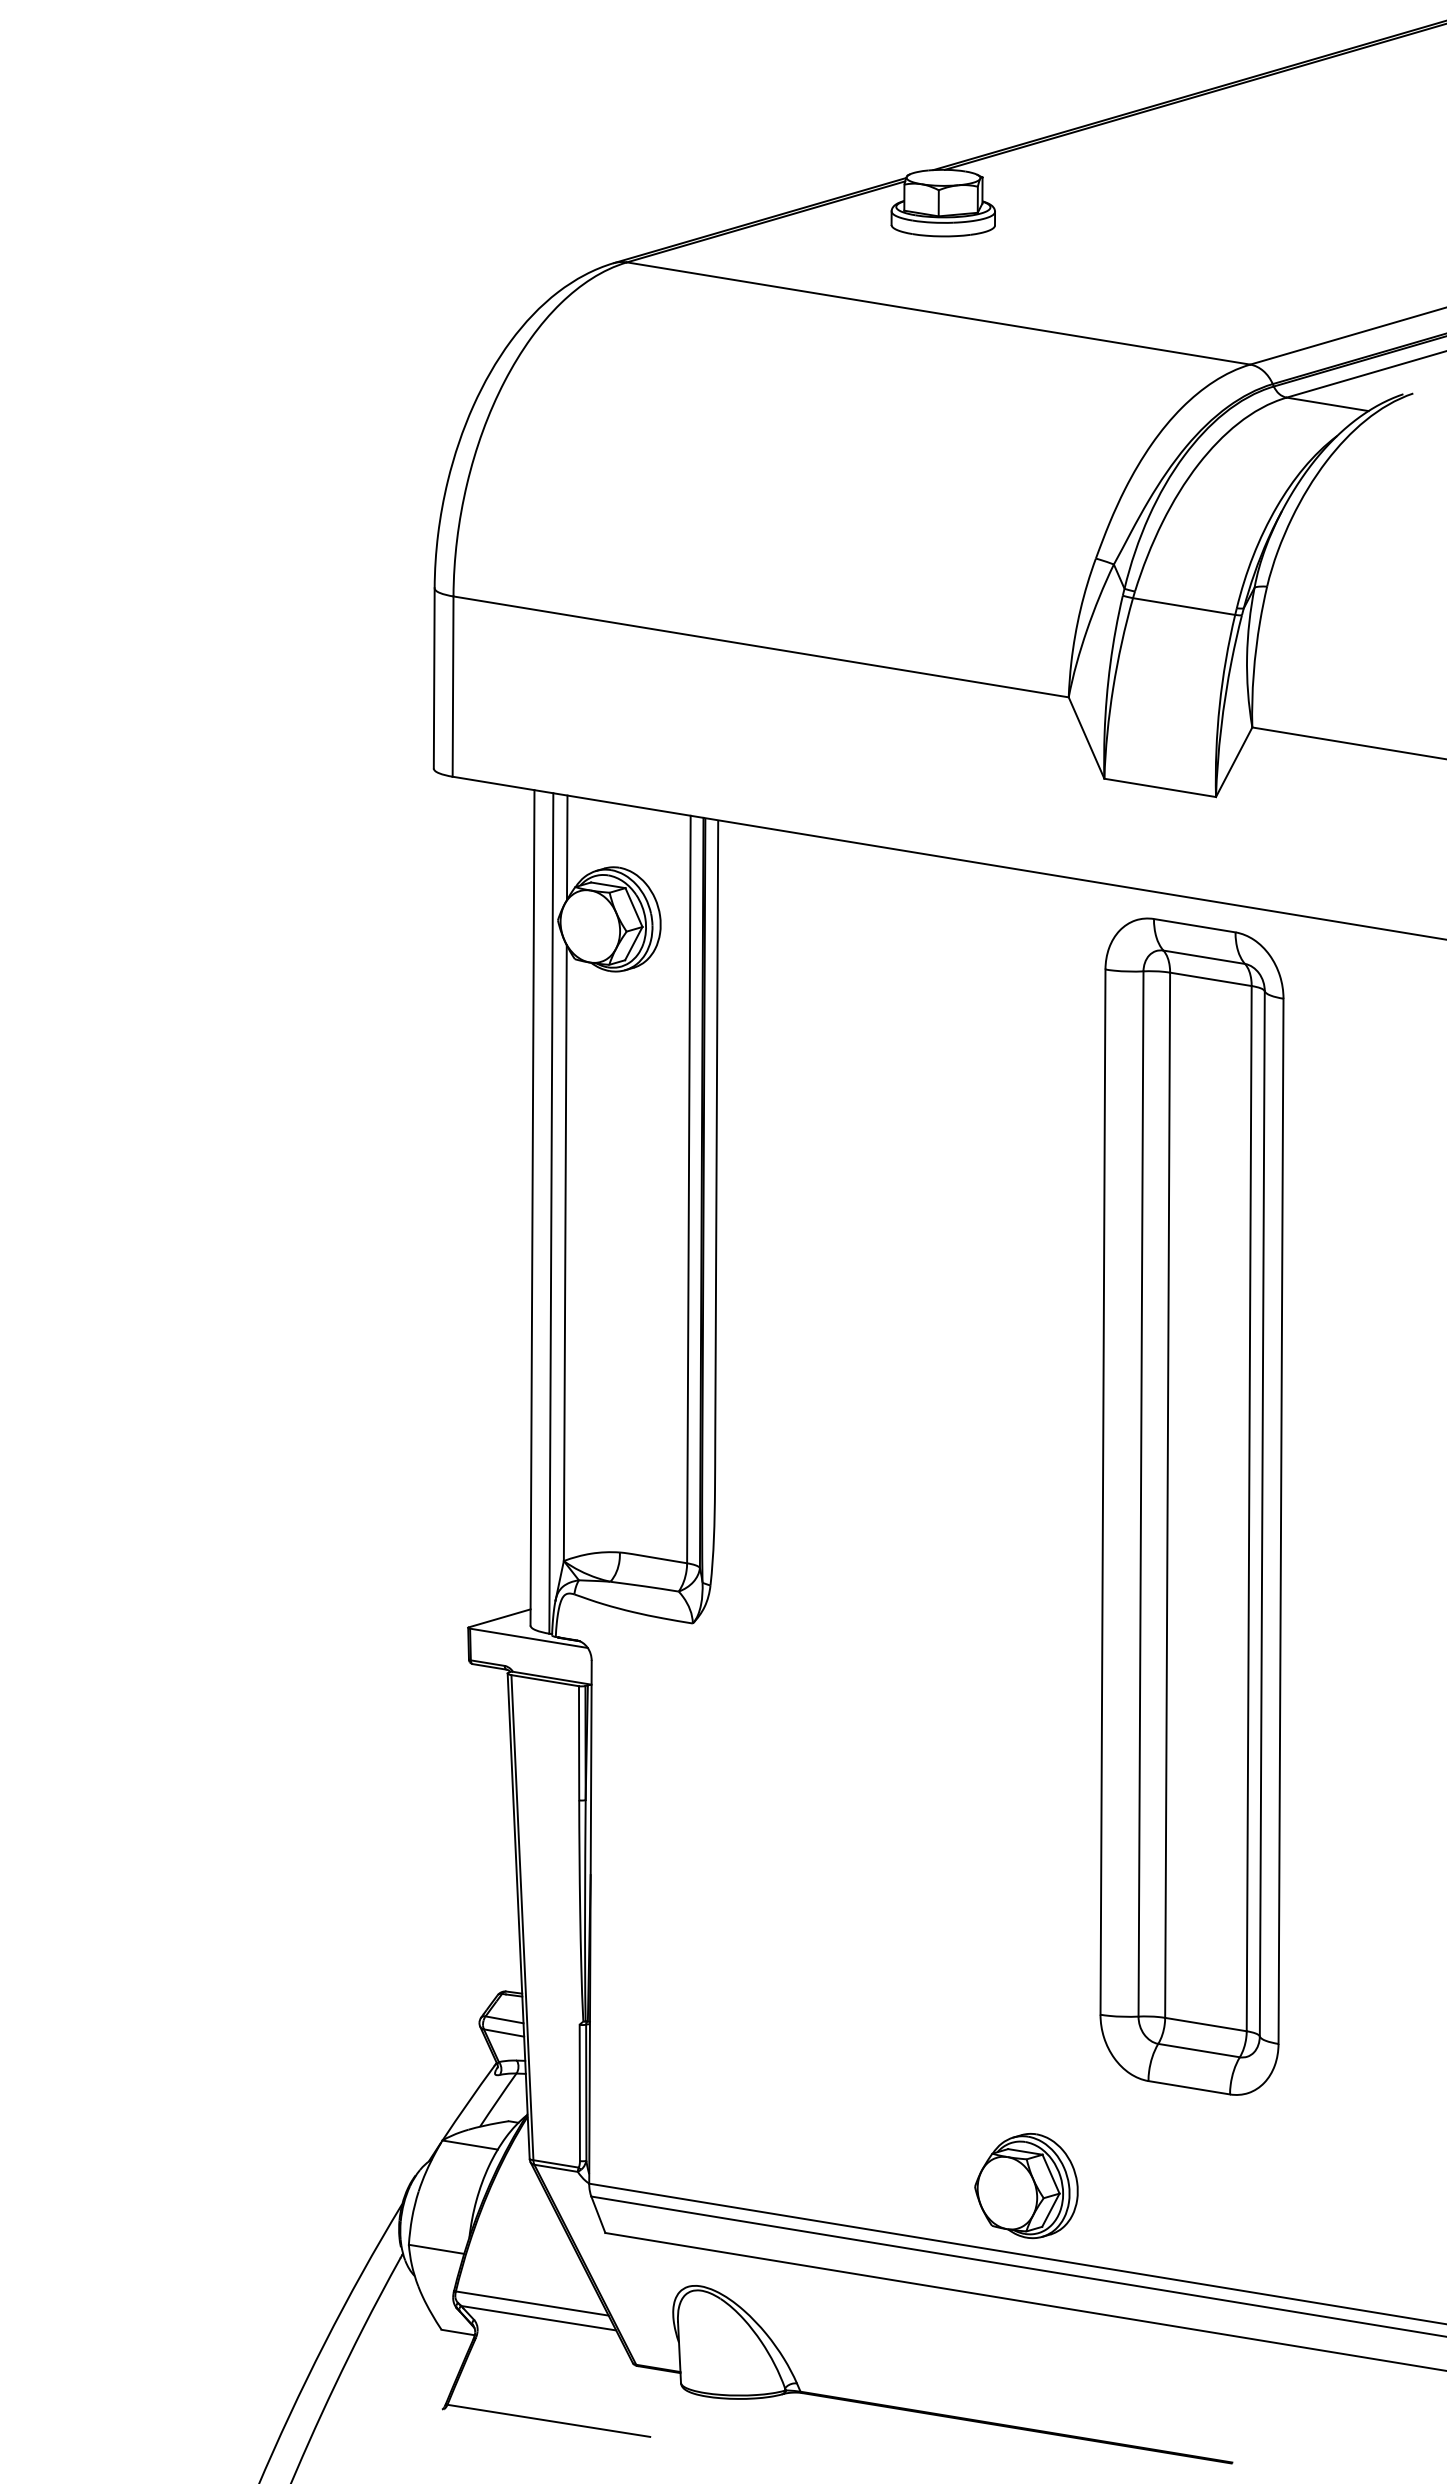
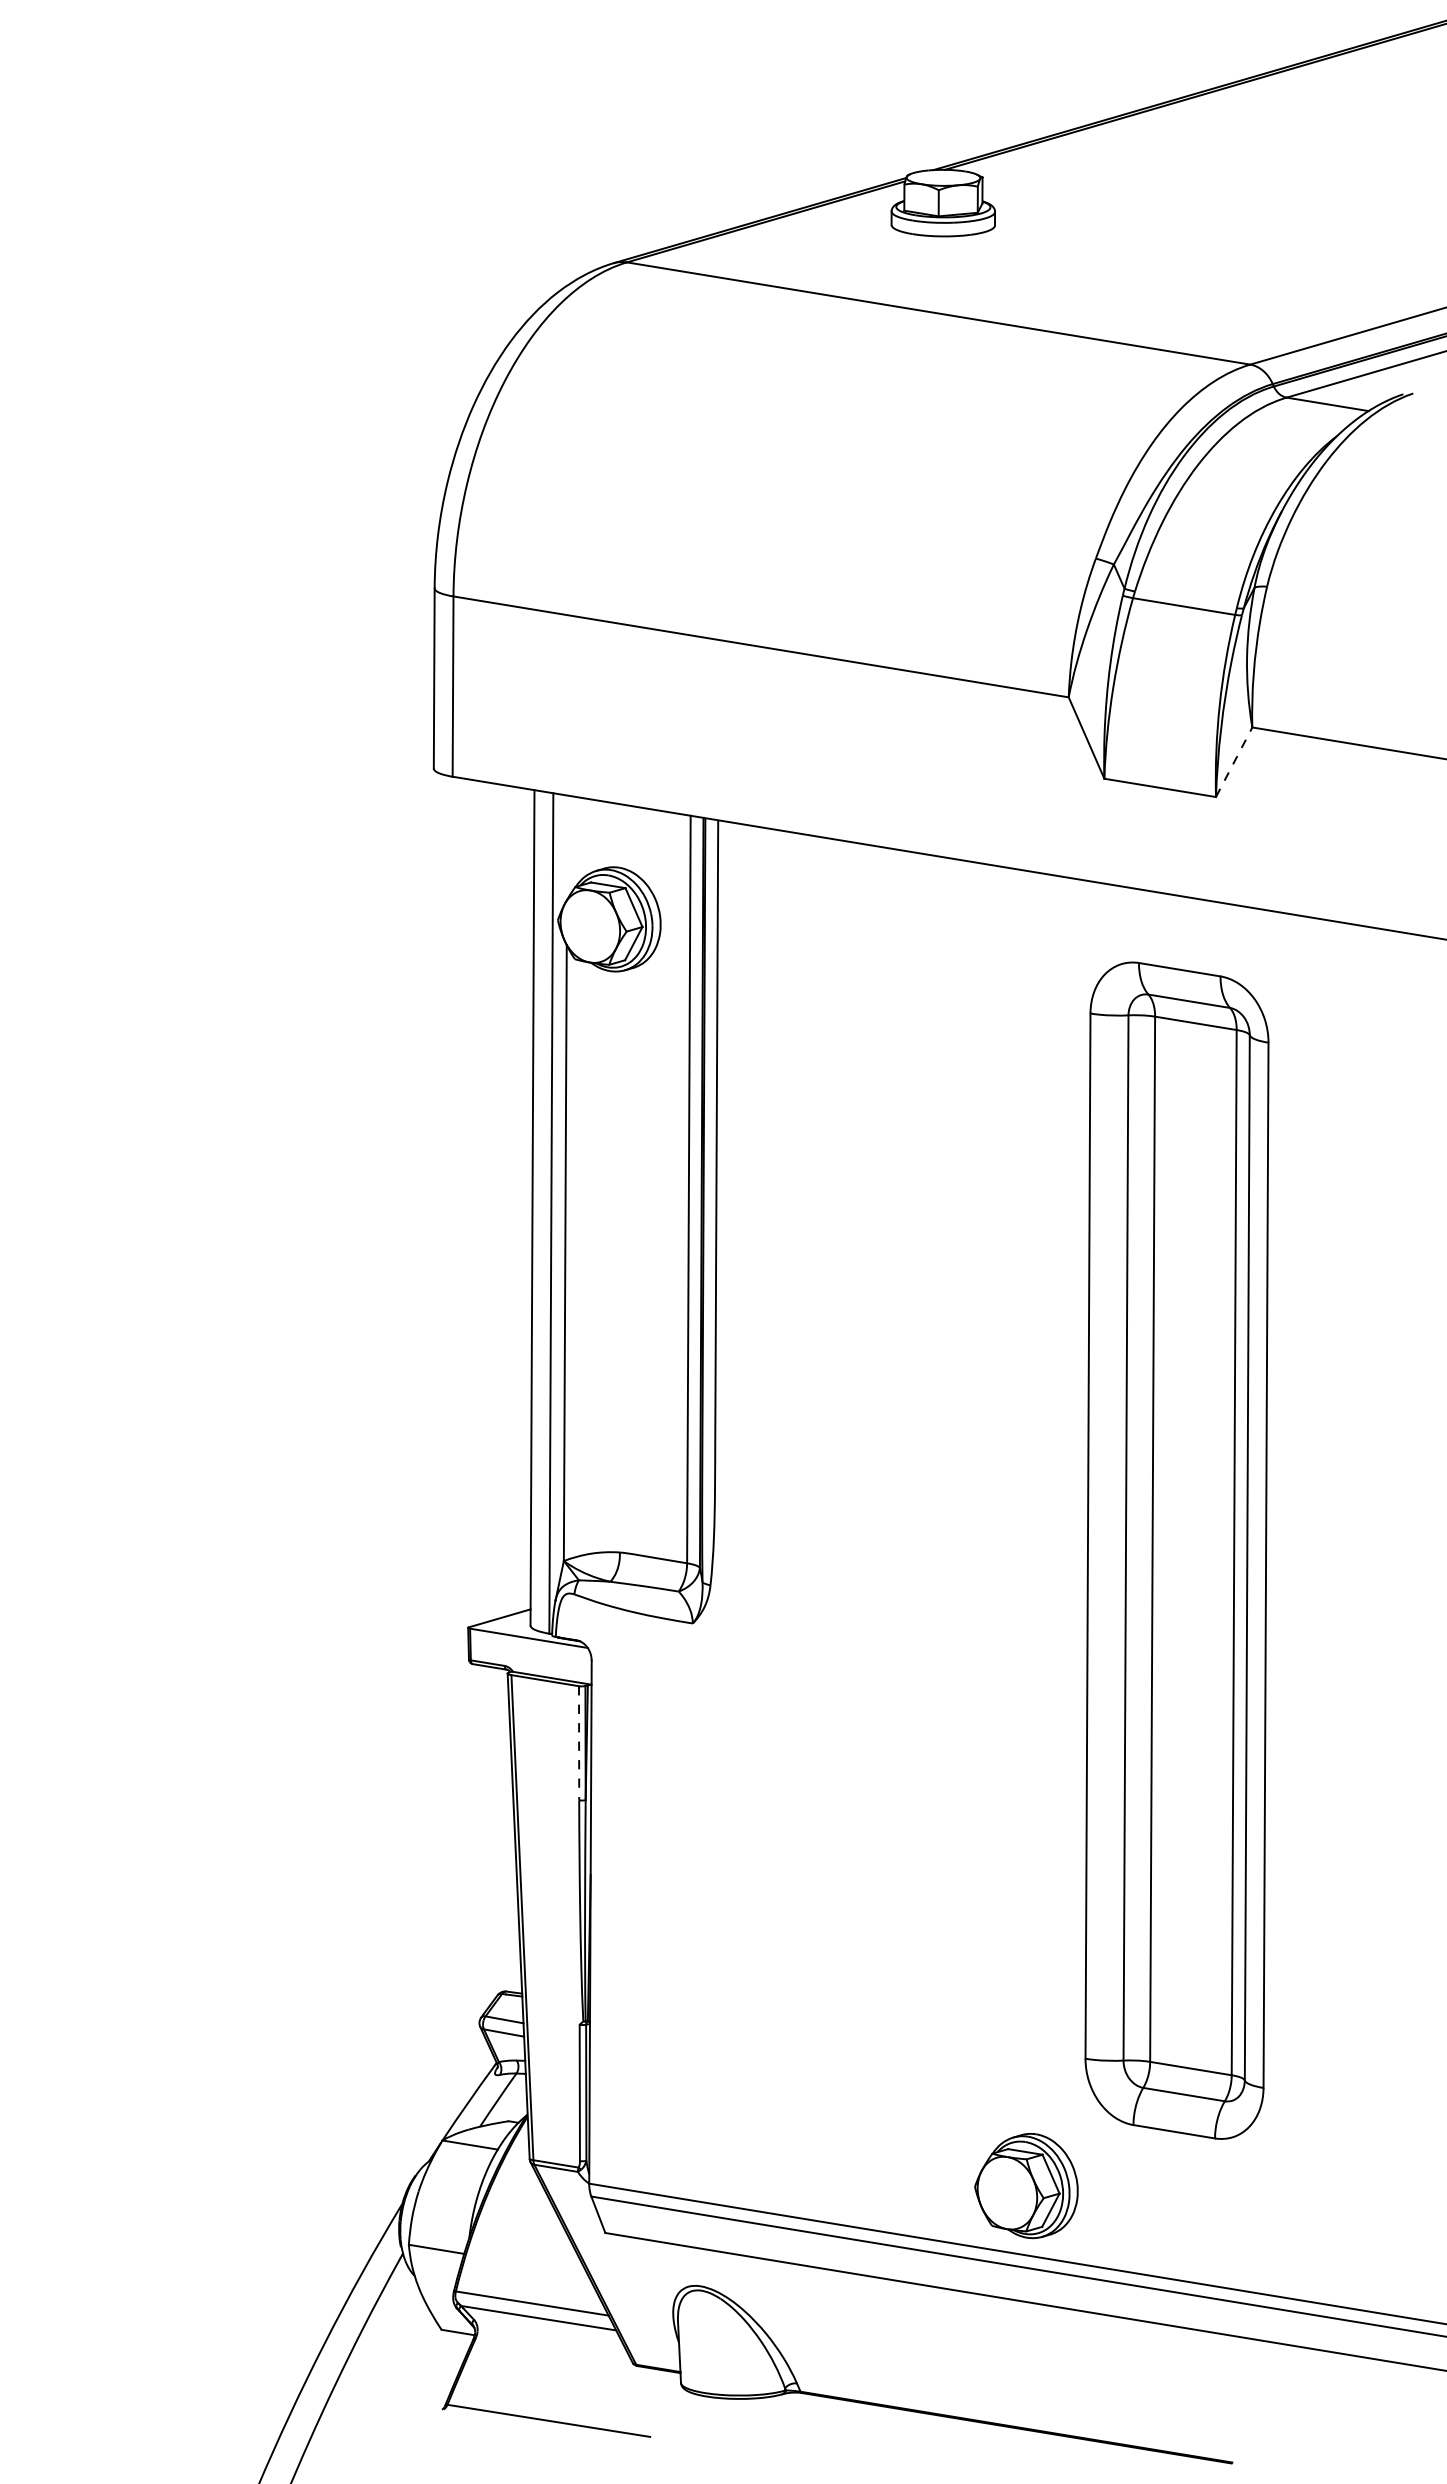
line: solid -> dashed (1234, 761)
line: present -> none (566, 847)
part position: (1191, 1506) -> (1176, 1550) (1176, 1550)
line: solid -> dashed (579, 1743)
